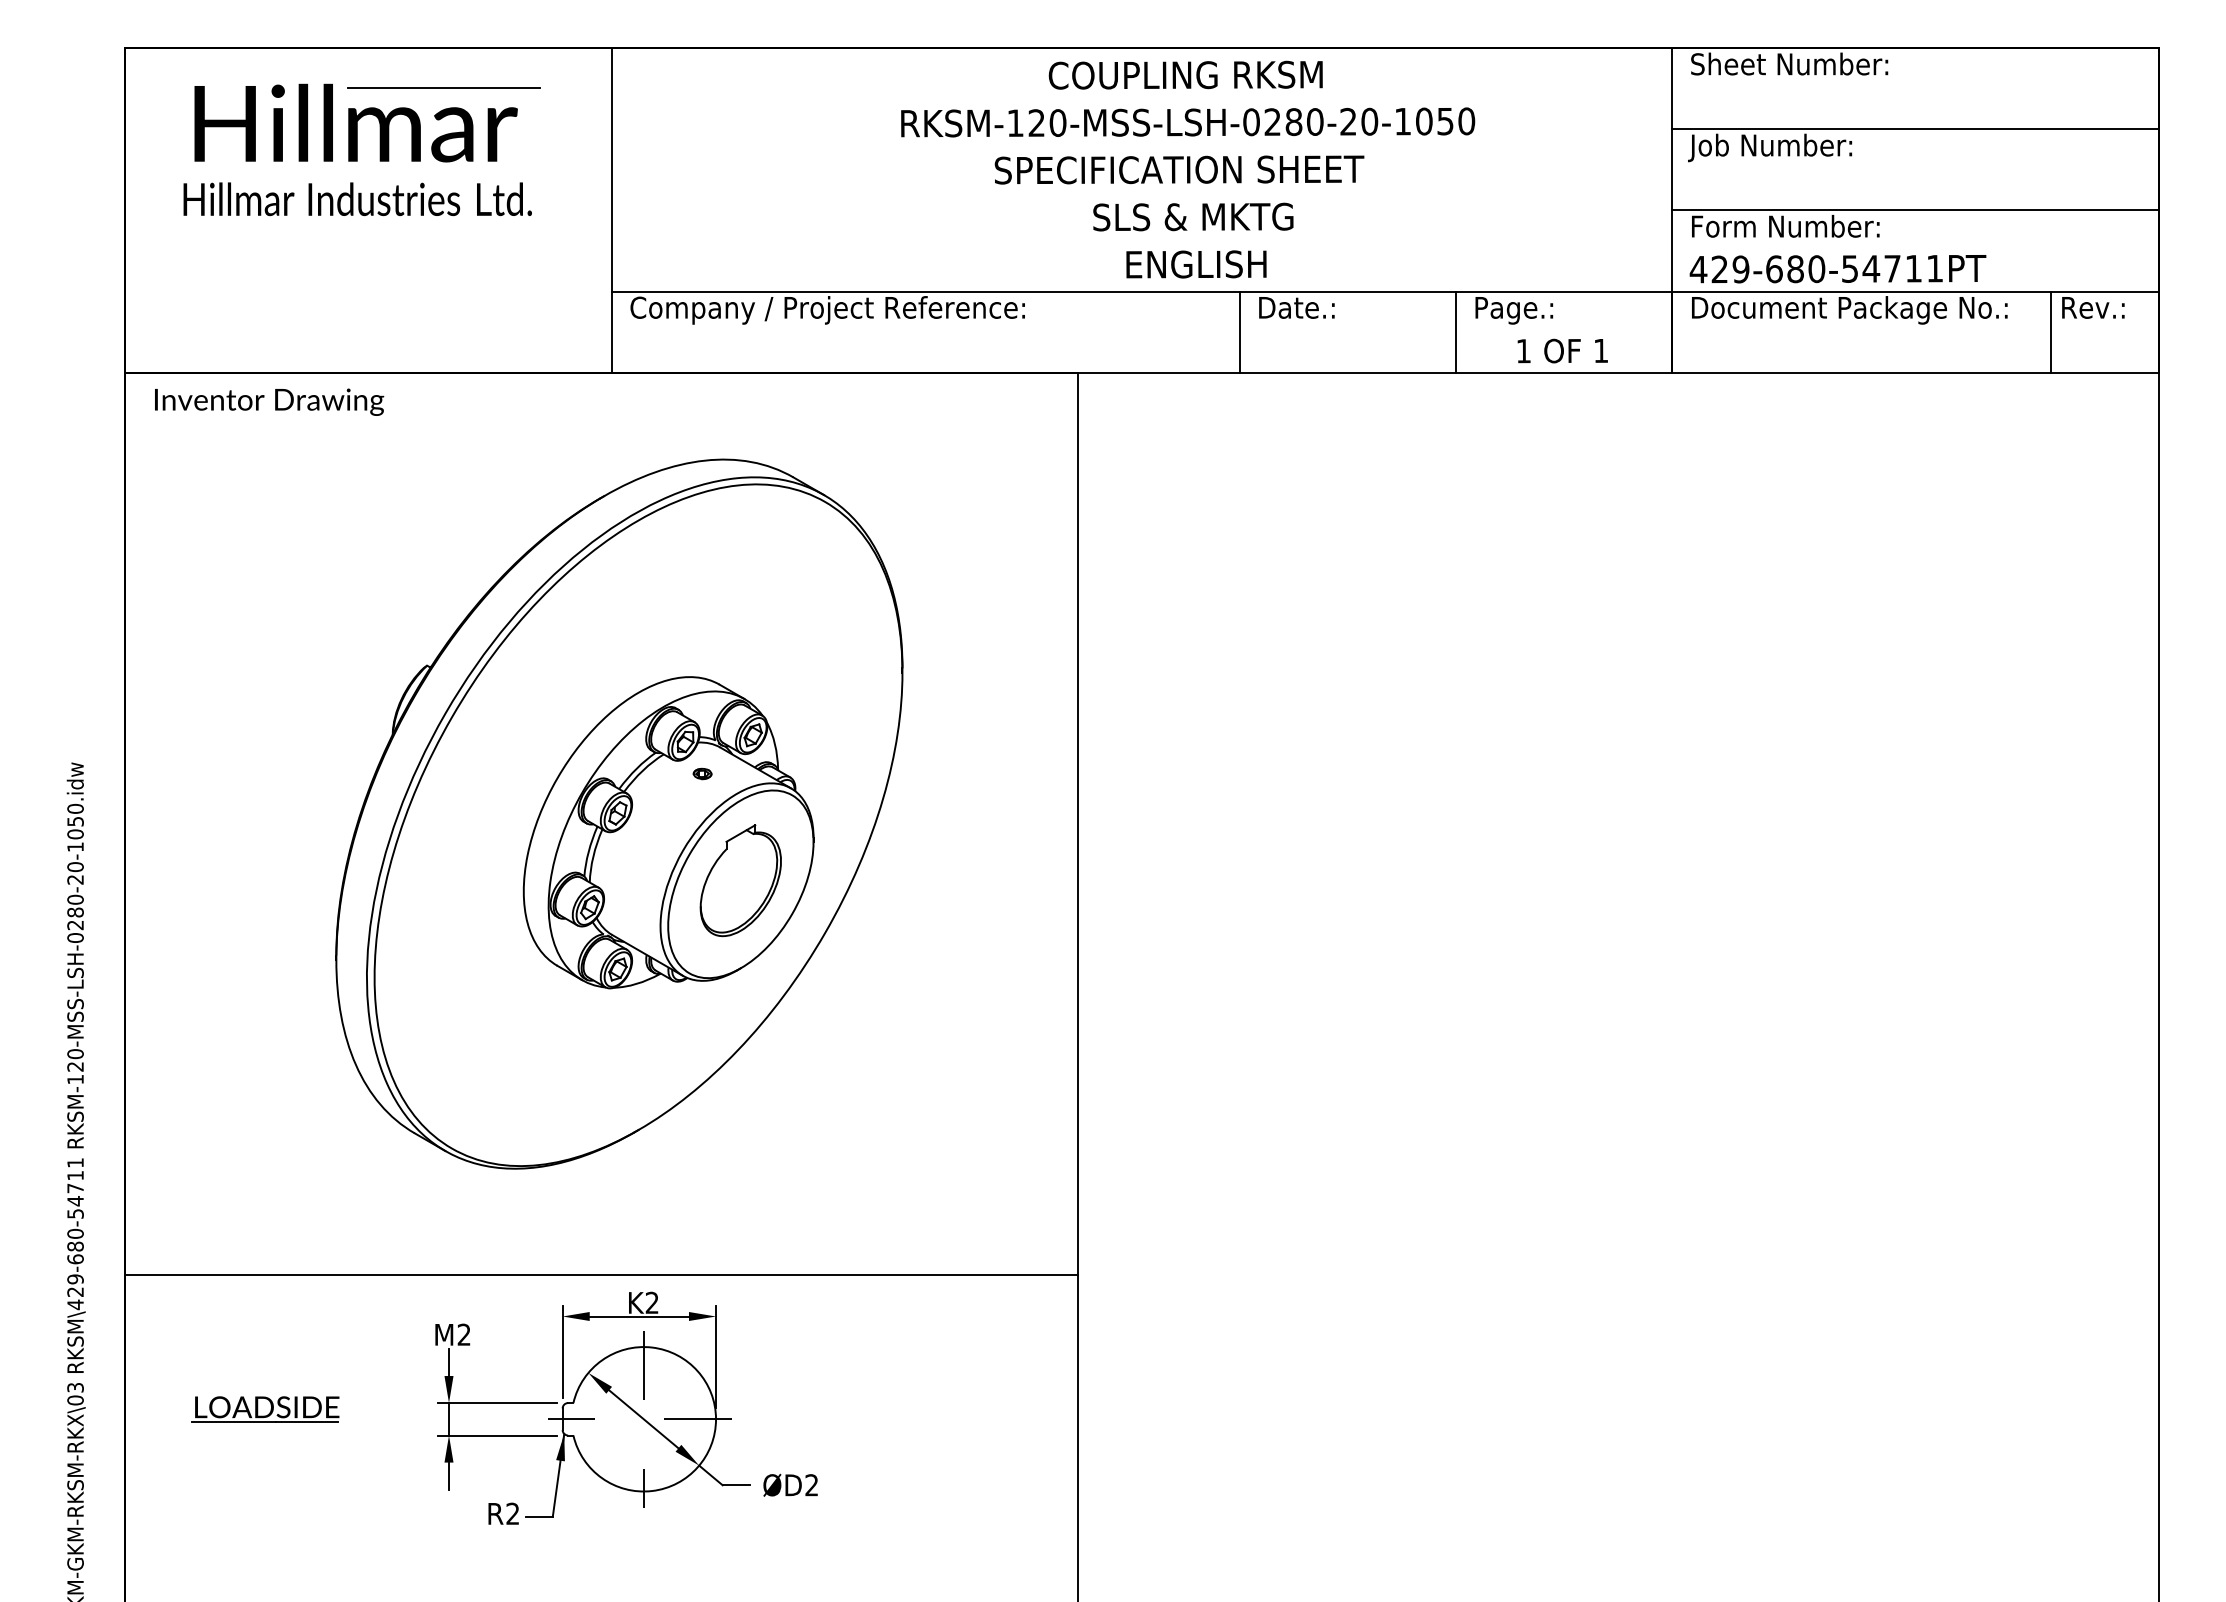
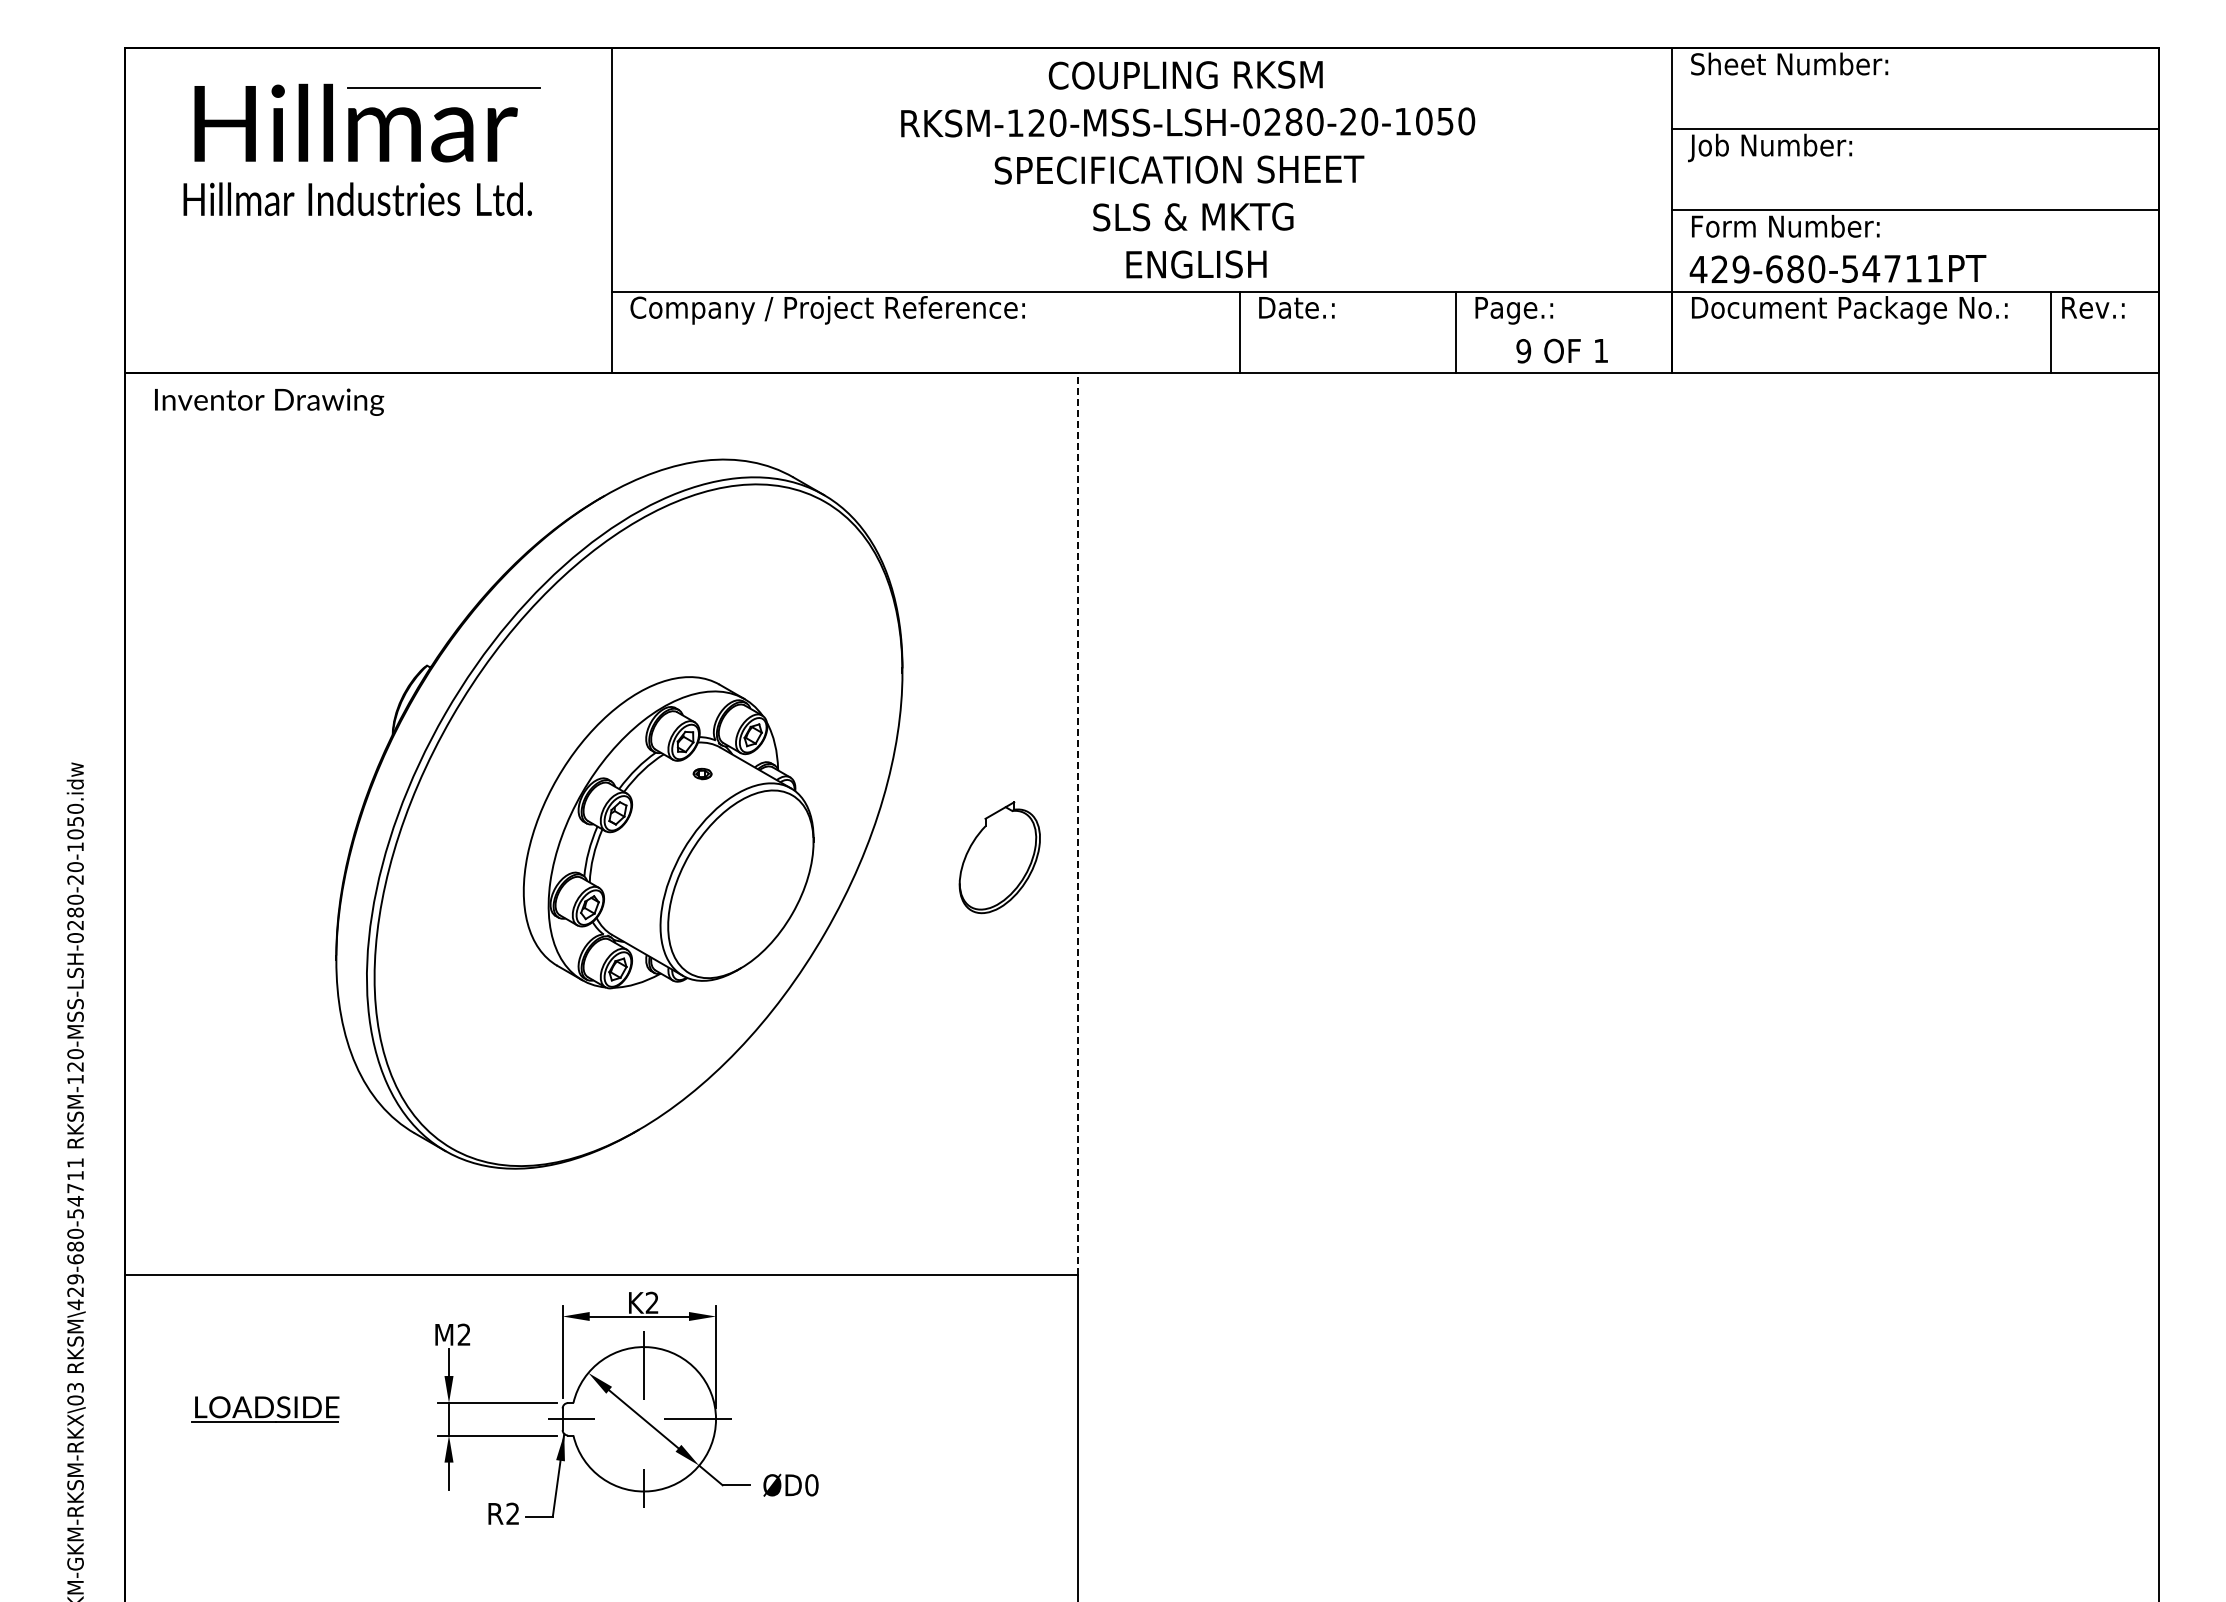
text: 1 -> 9 (1523, 351)
line: solid -> dashed (1077, 823)
part position: (740, 880) -> (999, 857) (999, 857)
text: ØD2 -> ØD0 (811, 1485)
